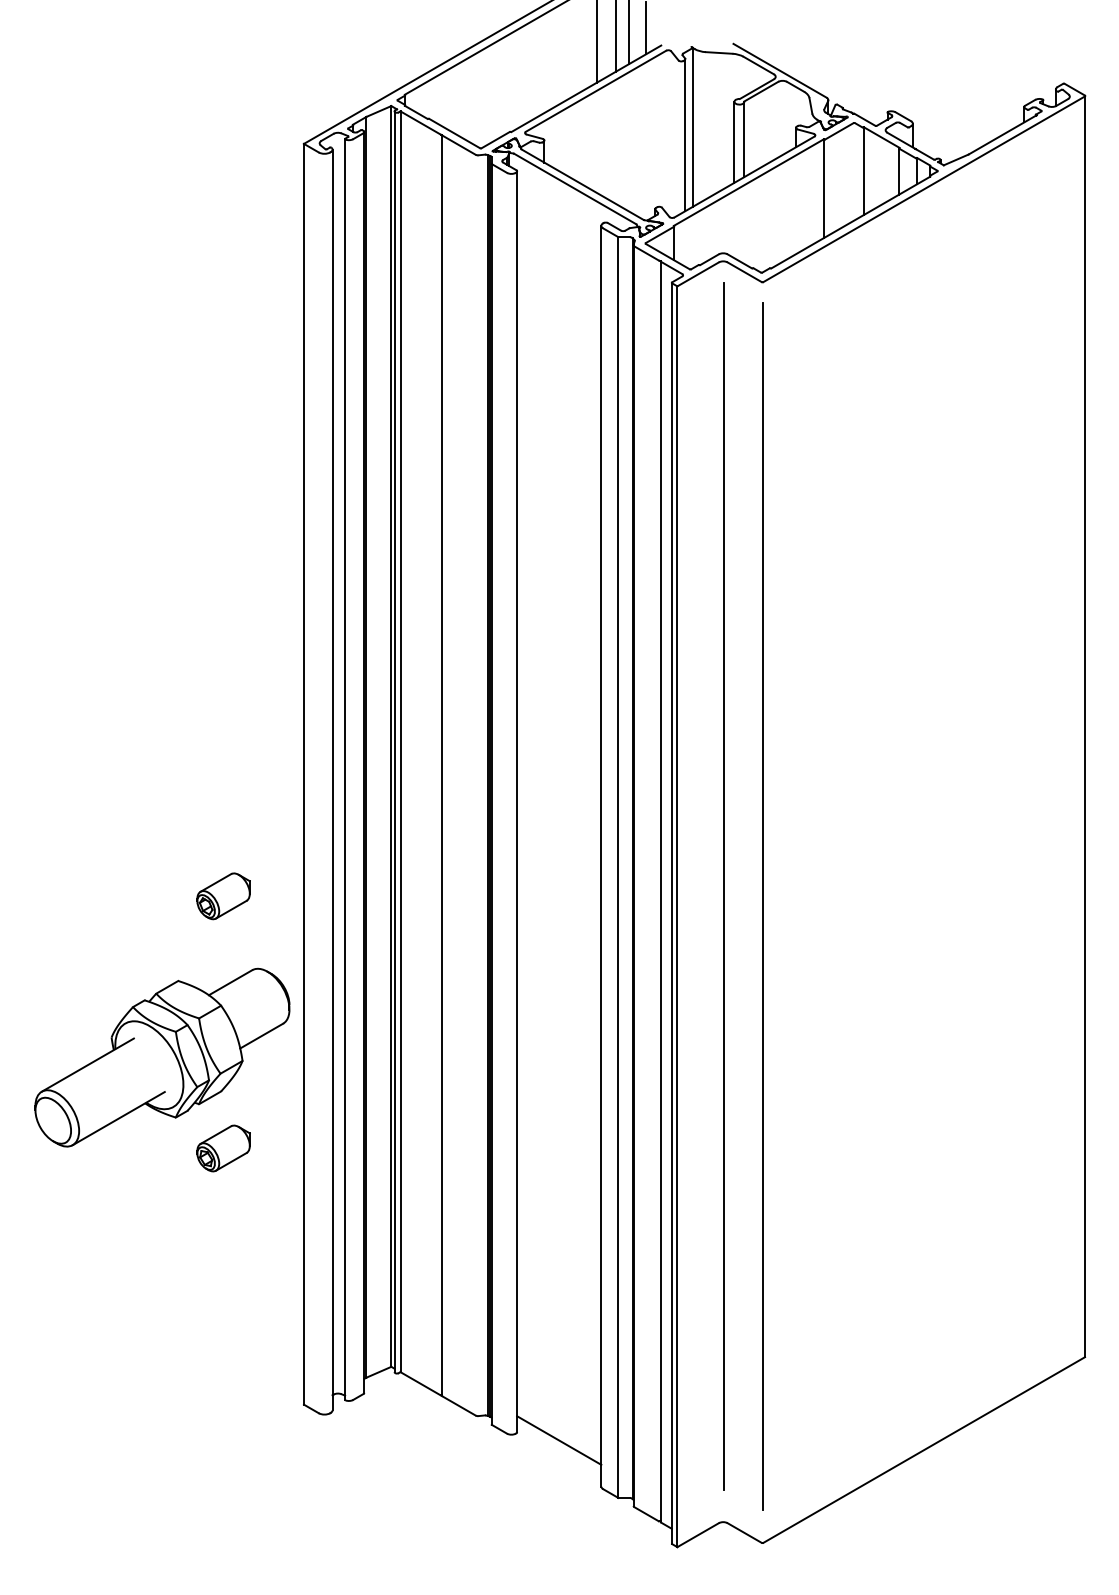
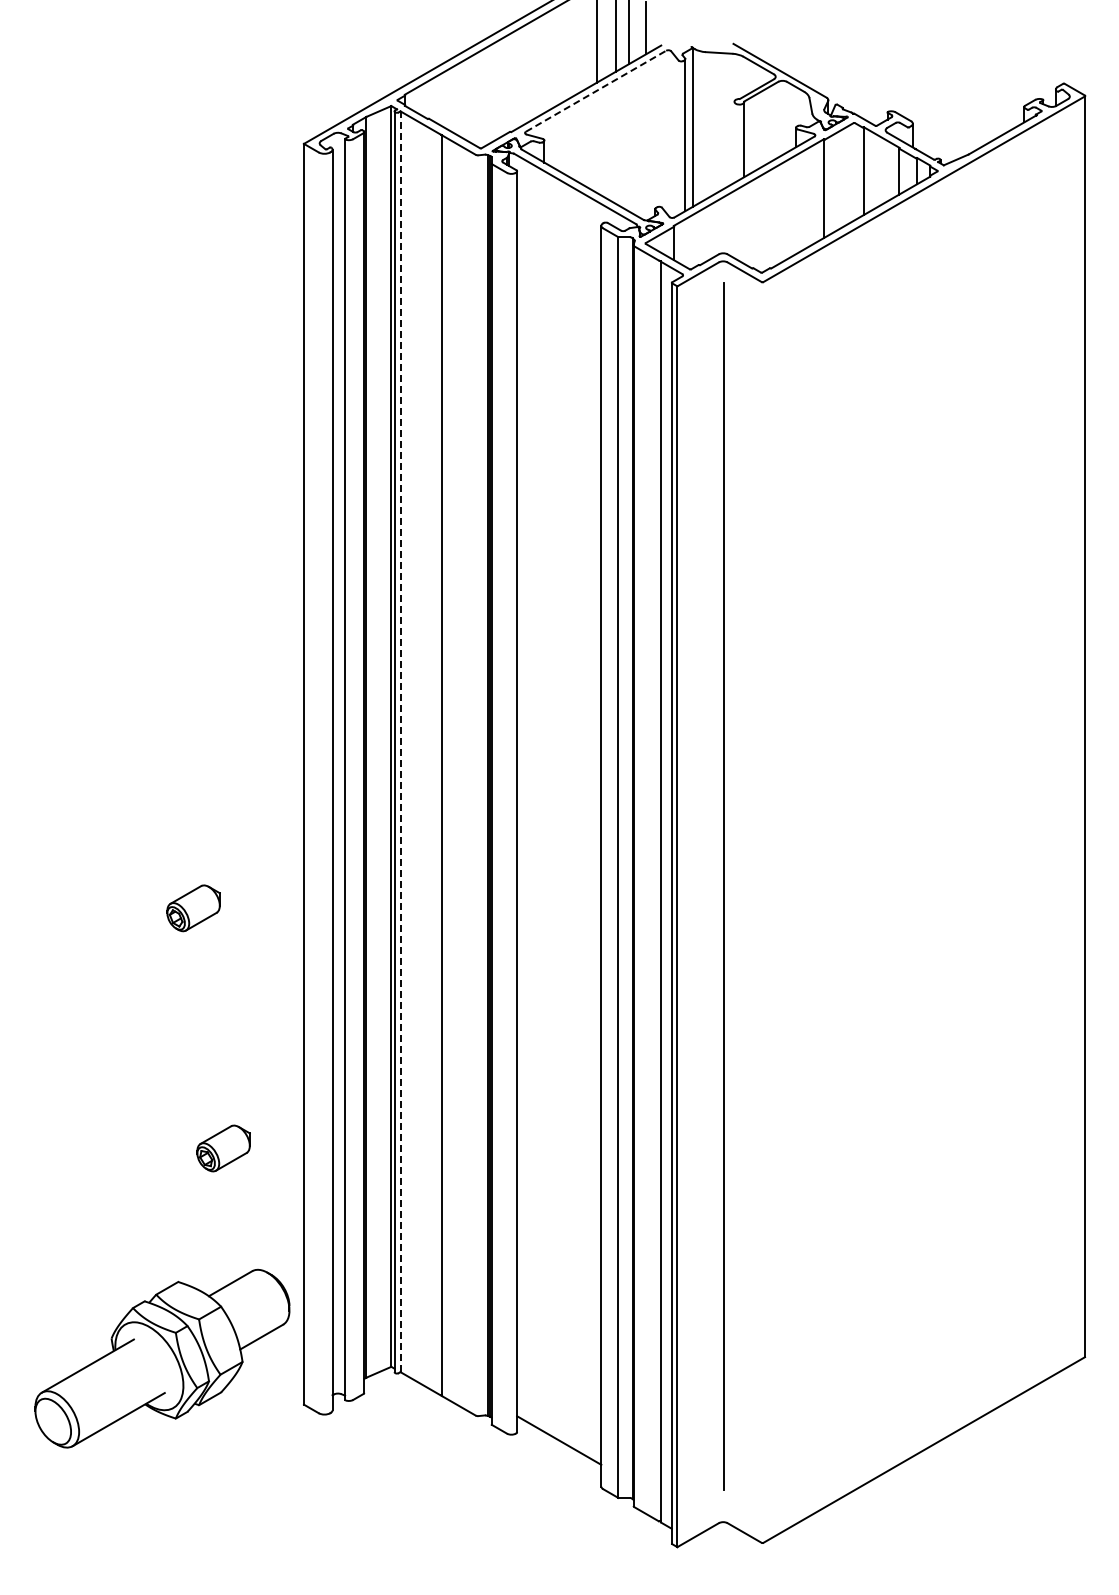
line: solid -> dashed (596, 91)
line: present -> none (734, 141)
line: solid -> dashed (400, 741)
part position: (223, 896) -> (193, 908) (193, 908)
line: present -> none (762, 906)
part position: (162, 1057) -> (162, 1358) (162, 1358)
